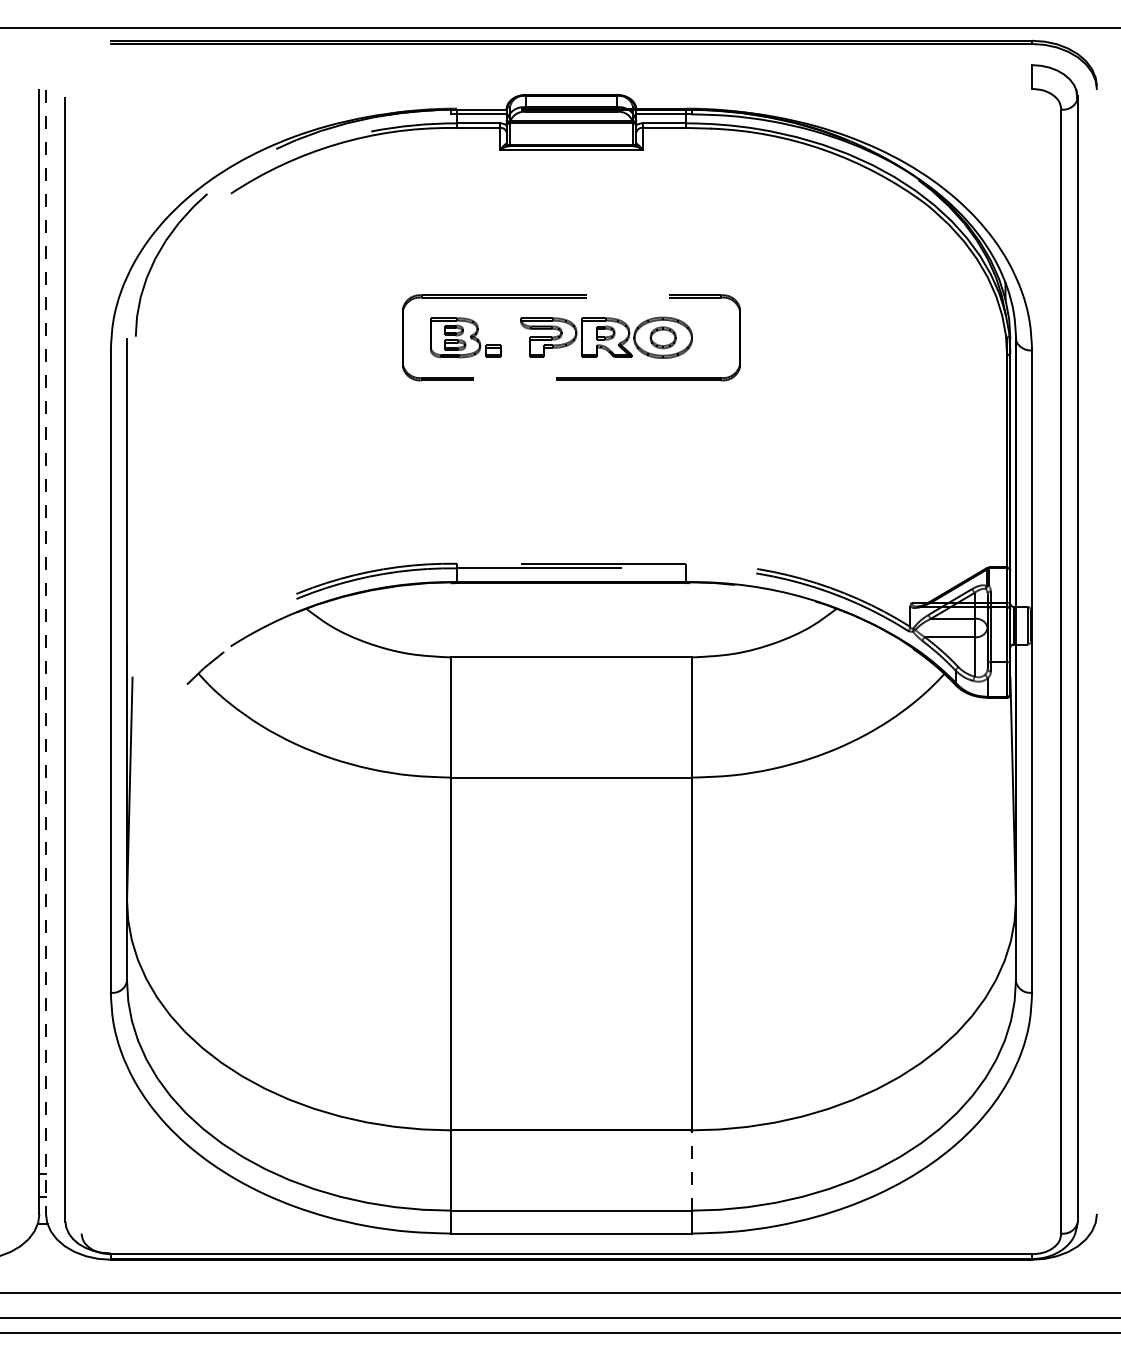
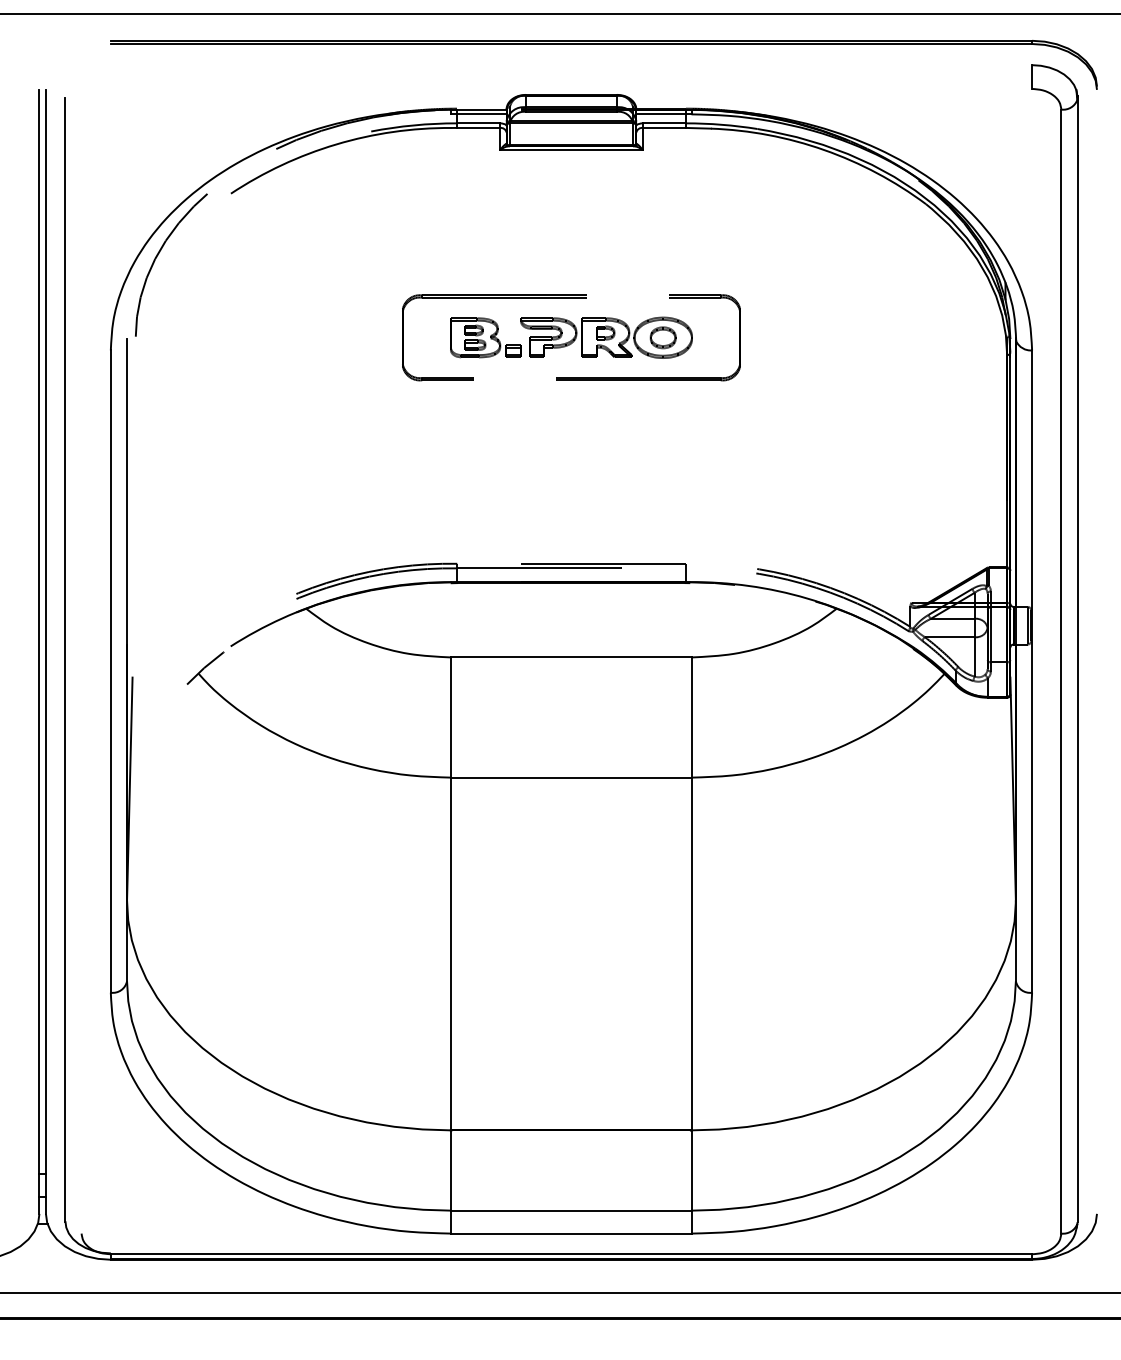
line position: (559, 27) -> (559, 13) (559, 13)
part position: (465, 337) -> (485, 337) (485, 337)
line: dashed -> solid (45, 651)
line: dashed -> solid (691, 1170)
line position: (559, 1333) -> (559, 1319) (559, 1319)
